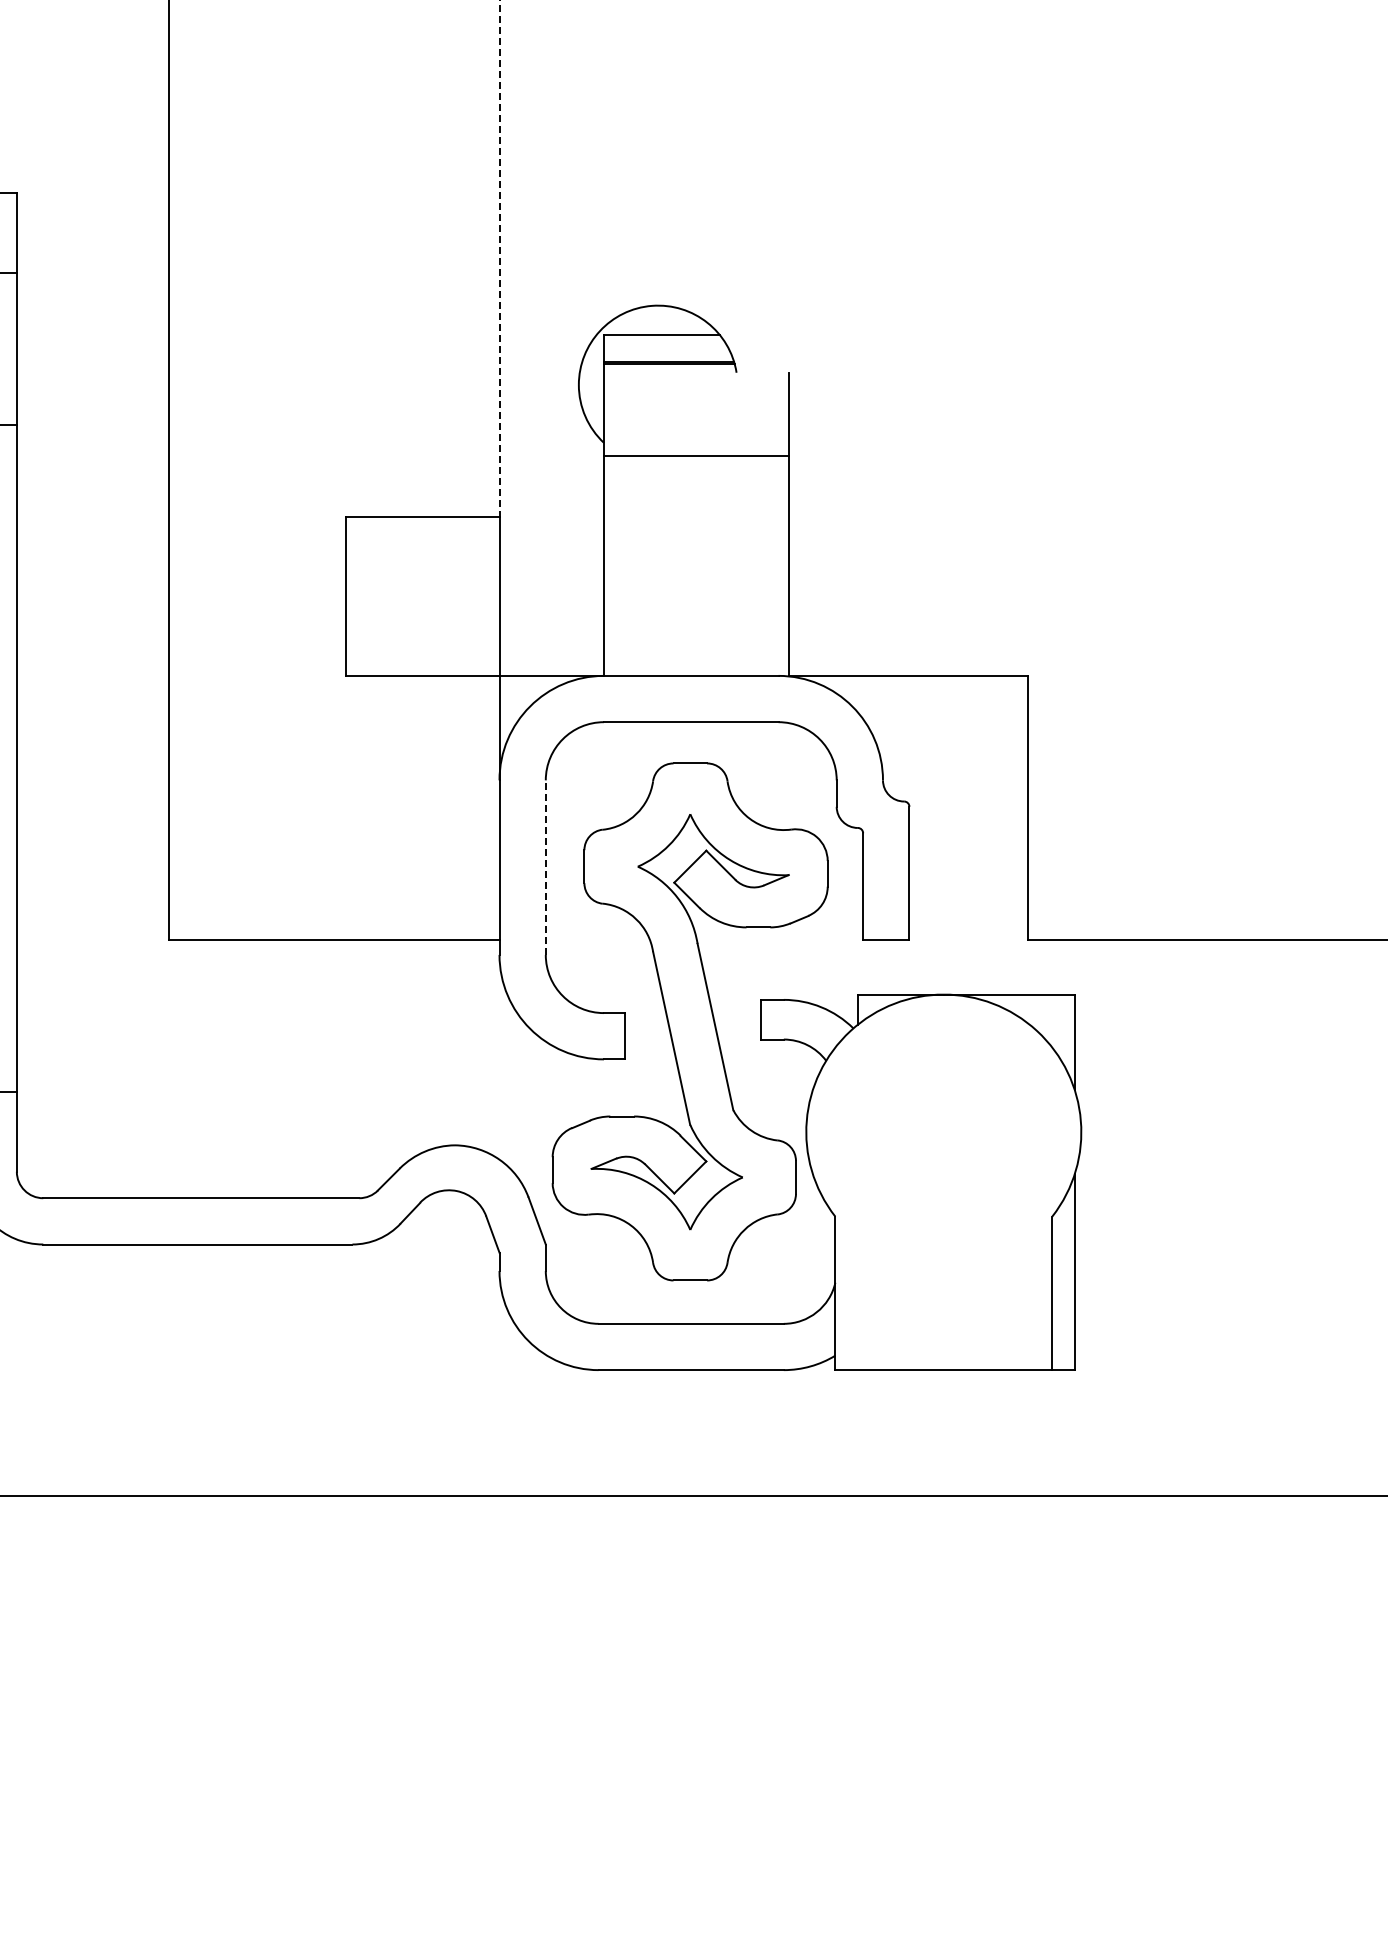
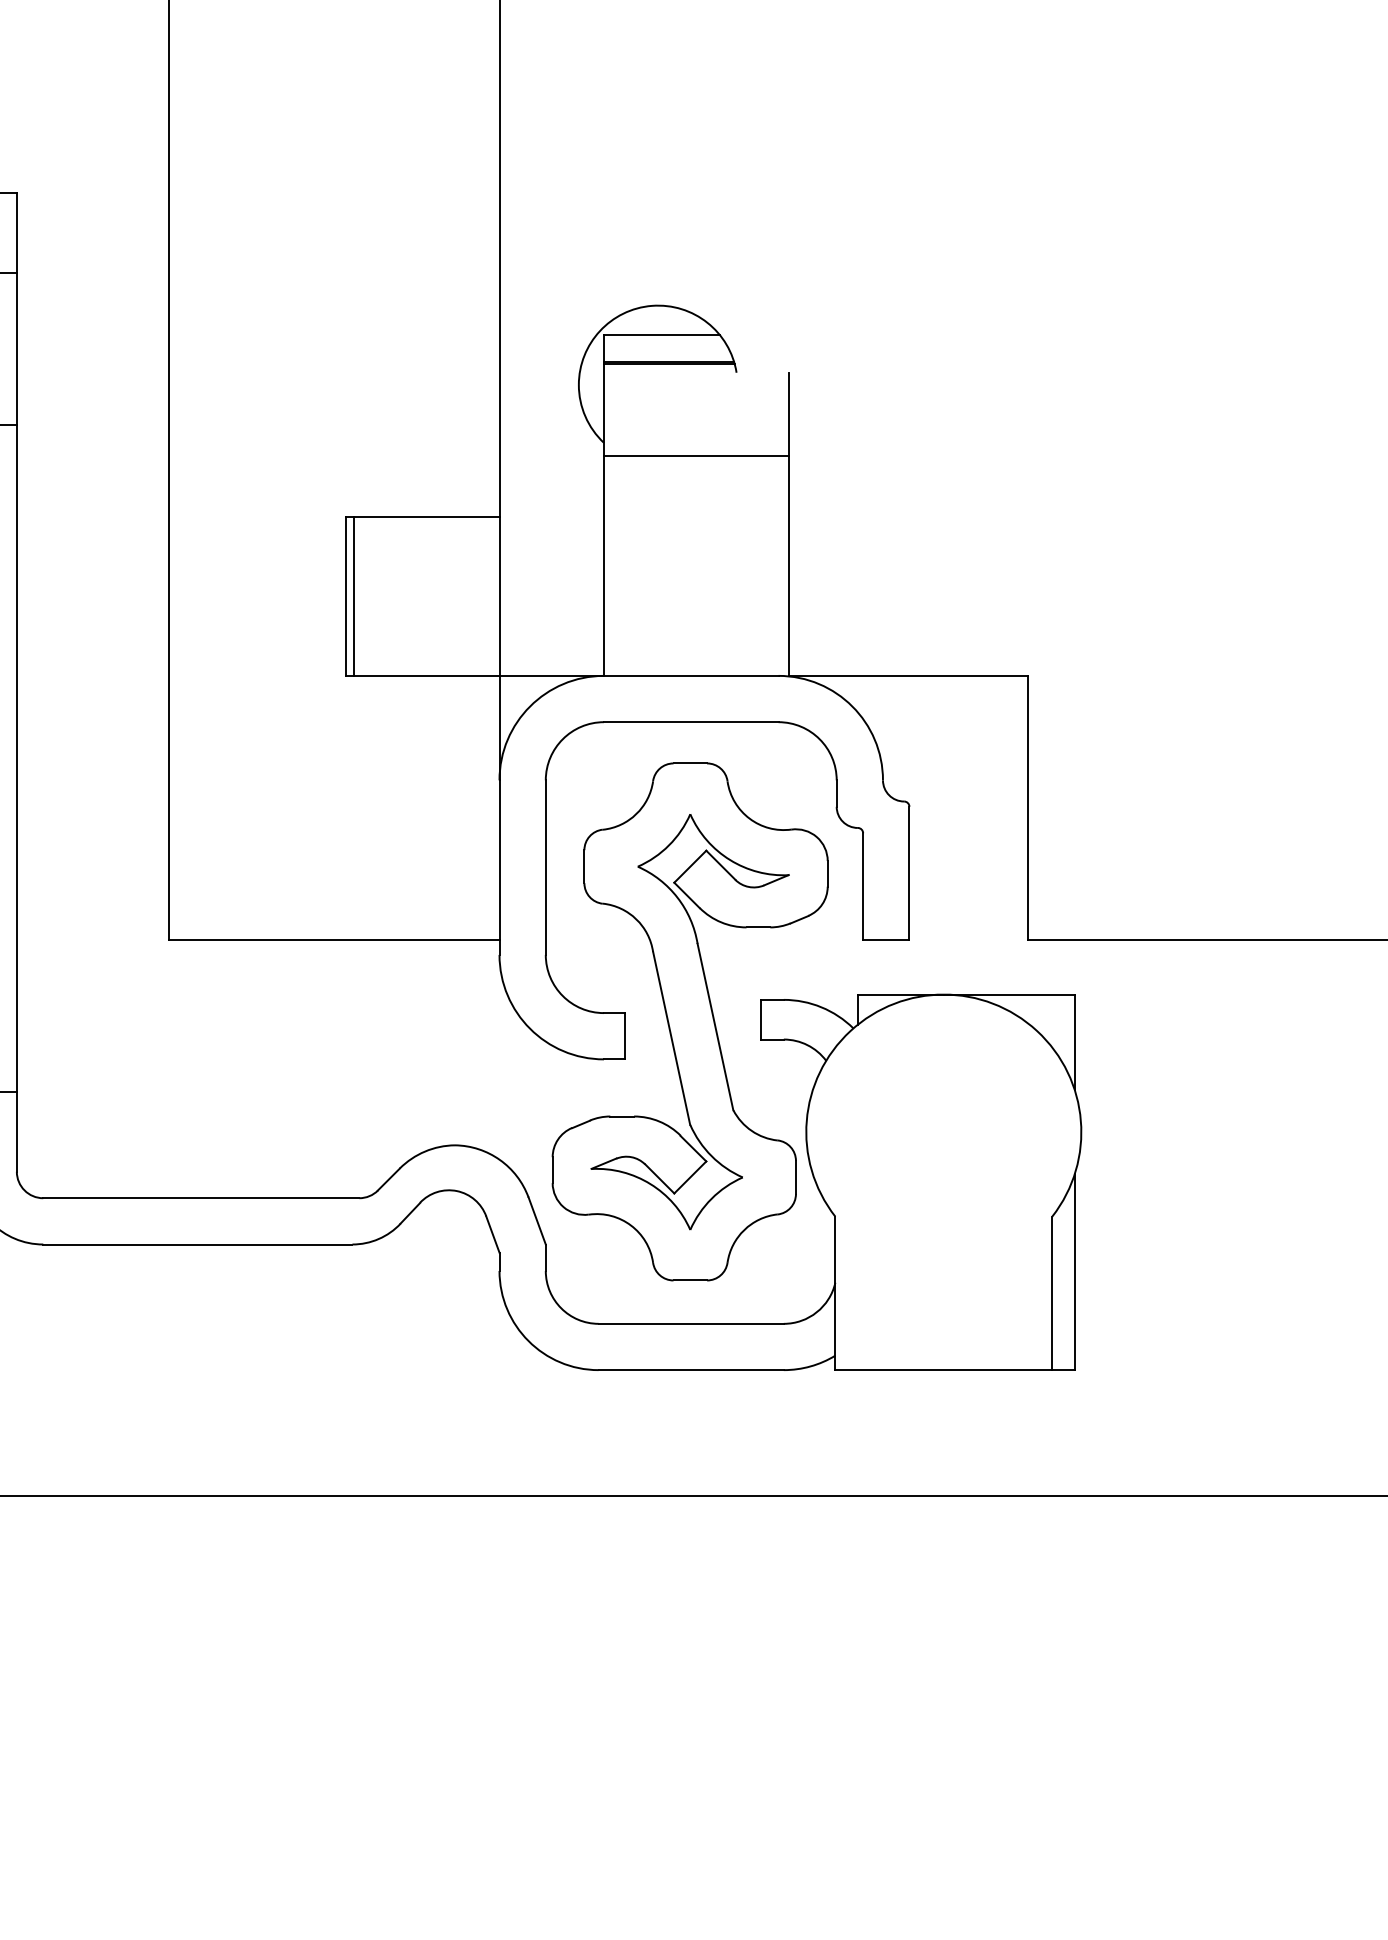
line: dashed -> solid (499, 259)
line: none -> present (354, 596)
line: dashed -> solid (545, 867)
